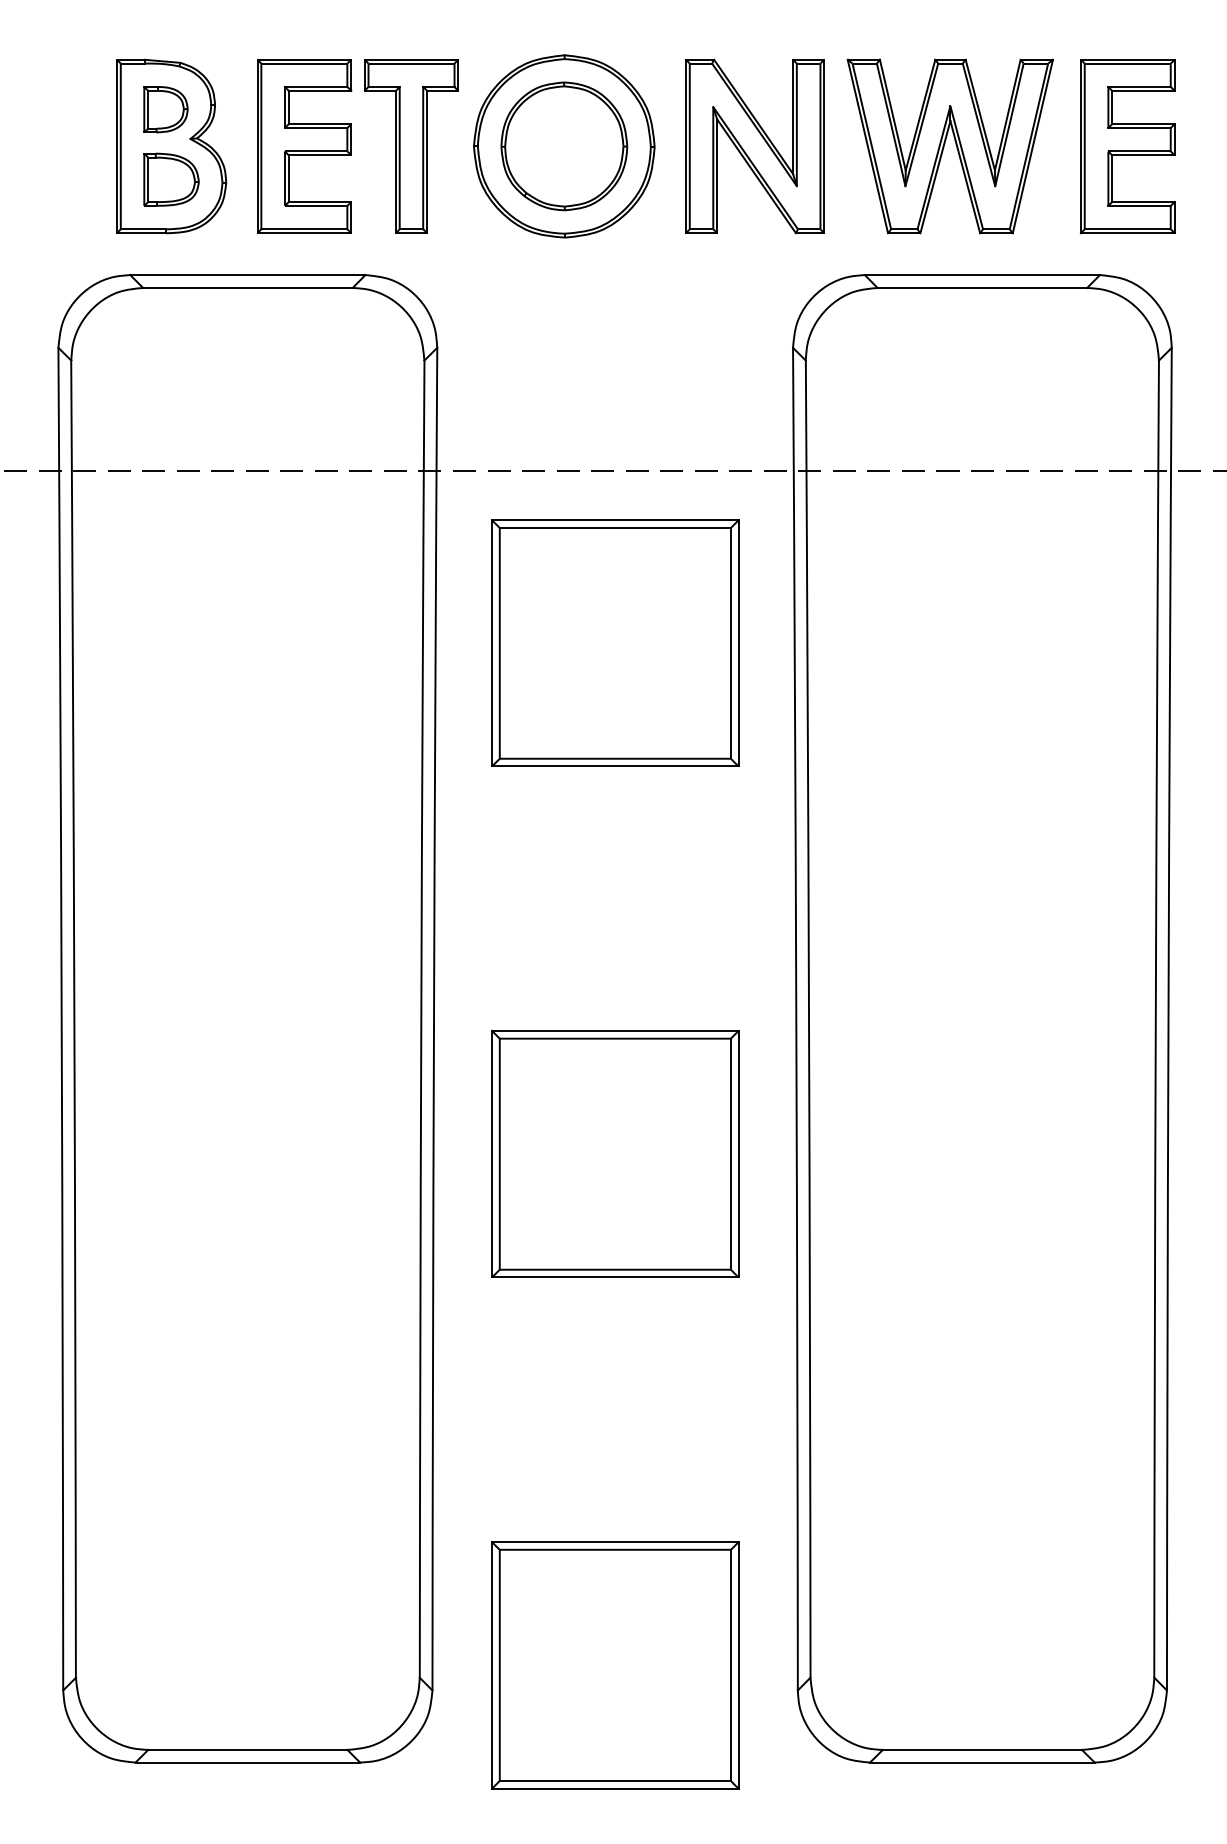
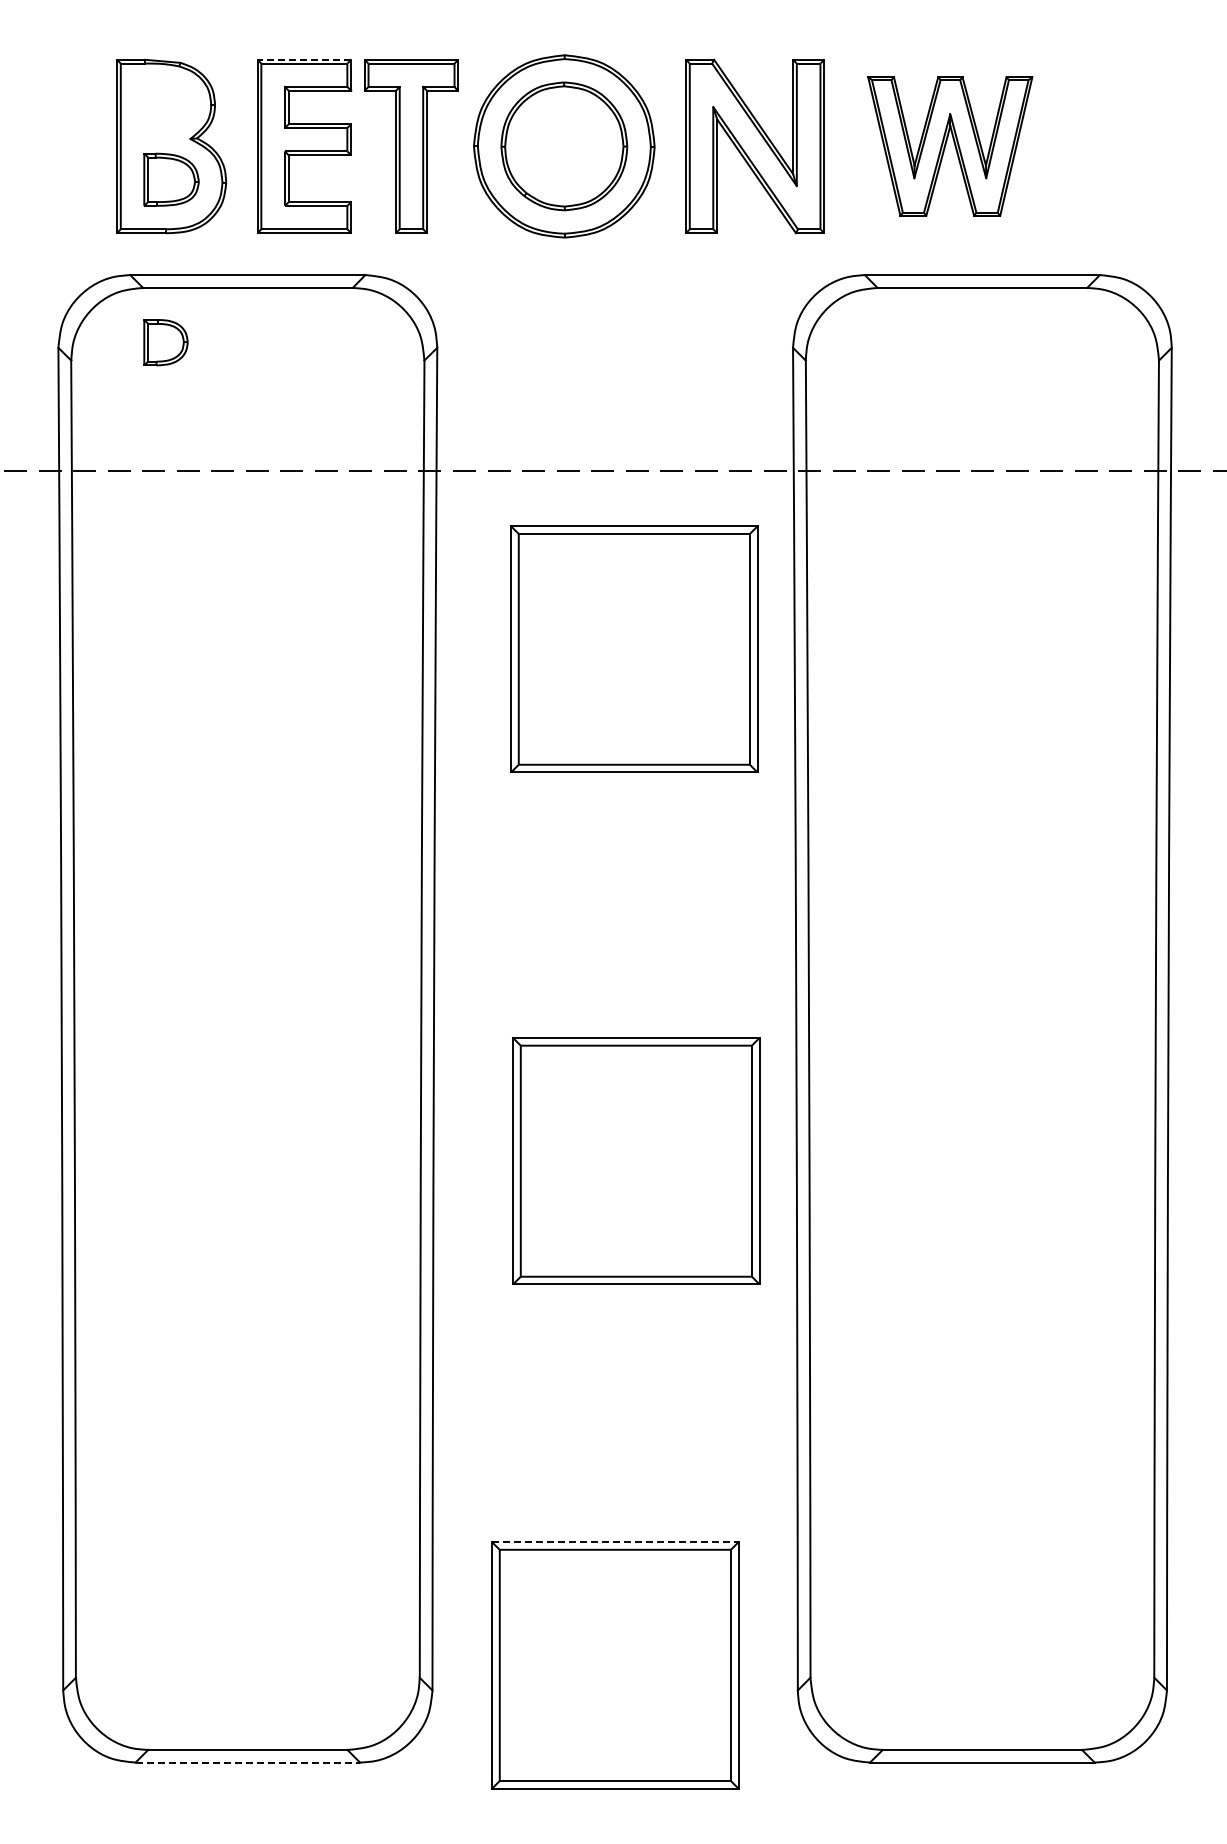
line: solid -> dashed (304, 59)
part position: (165, 109) -> (165, 342) (165, 342)
part size: 208x177 px -> 167x141 px (950, 146)
part: present -> none (1127, 146)
part position: (615, 642) -> (634, 648) (634, 648)
part position: (615, 1153) -> (636, 1160) (636, 1160)
line: solid -> dashed (615, 1542)
line: solid -> dashed (248, 1762)
